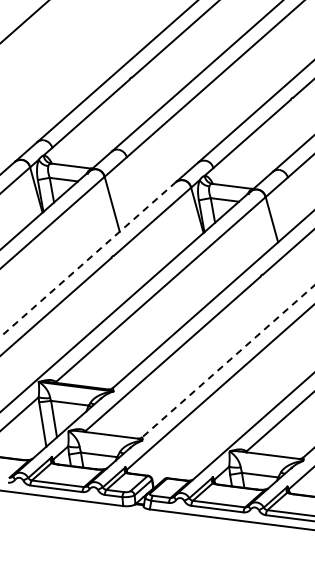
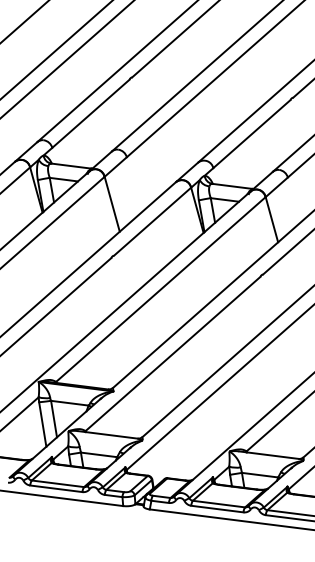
line: none -> present (56, 49)
line: none -> present (66, 59)
line: dashed -> solid (87, 259)
line: dashed -> solid (228, 361)
